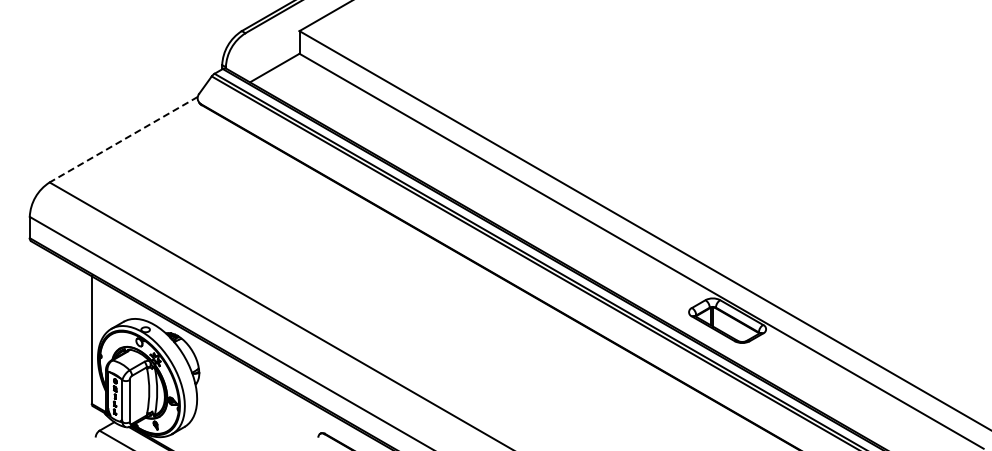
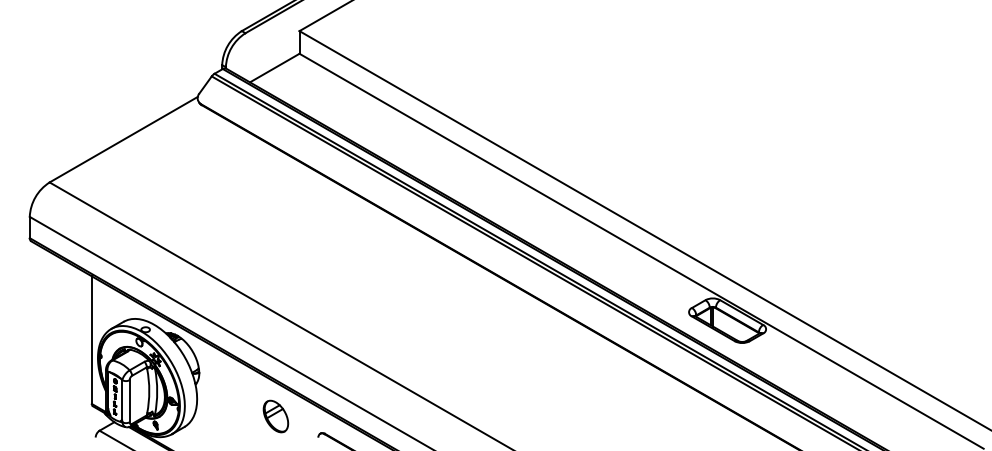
line: dashed -> solid (123, 139)
part: none -> present (275, 416)
